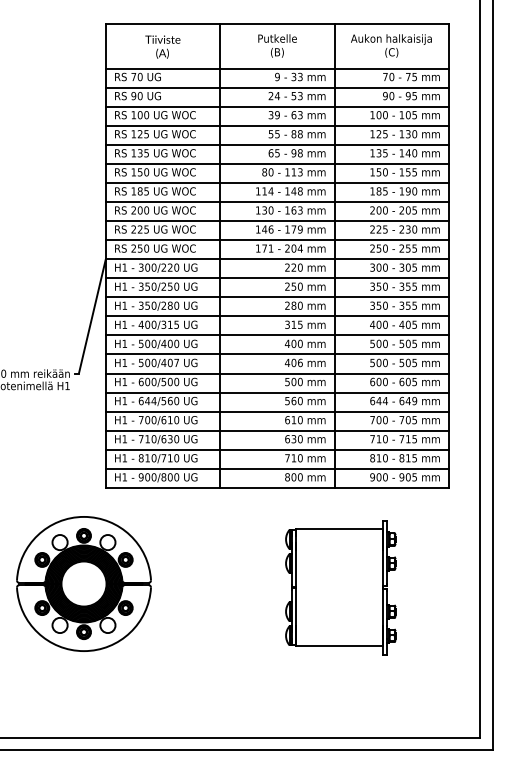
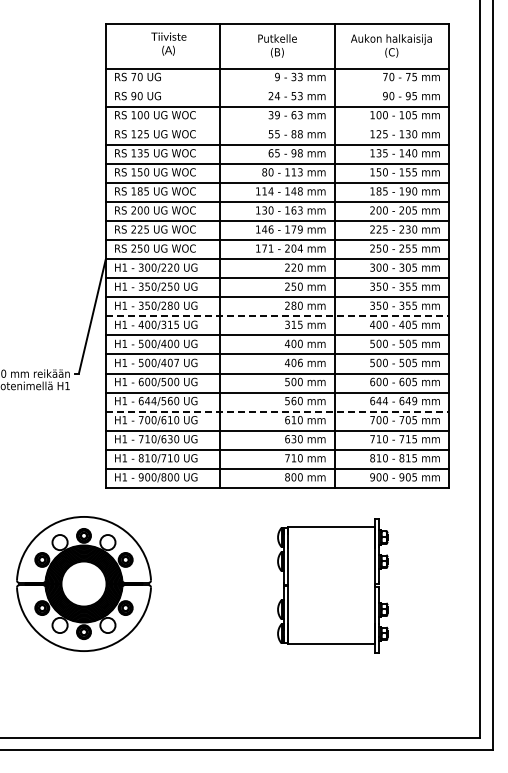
text position: (162, 46) -> (168, 43) (168, 43)
line: present -> none (276, 87)
line: present -> none (276, 125)
line: solid -> dashed (277, 316)
line: solid -> dashed (277, 411)
part position: (340, 587) -> (332, 585) (332, 585)
